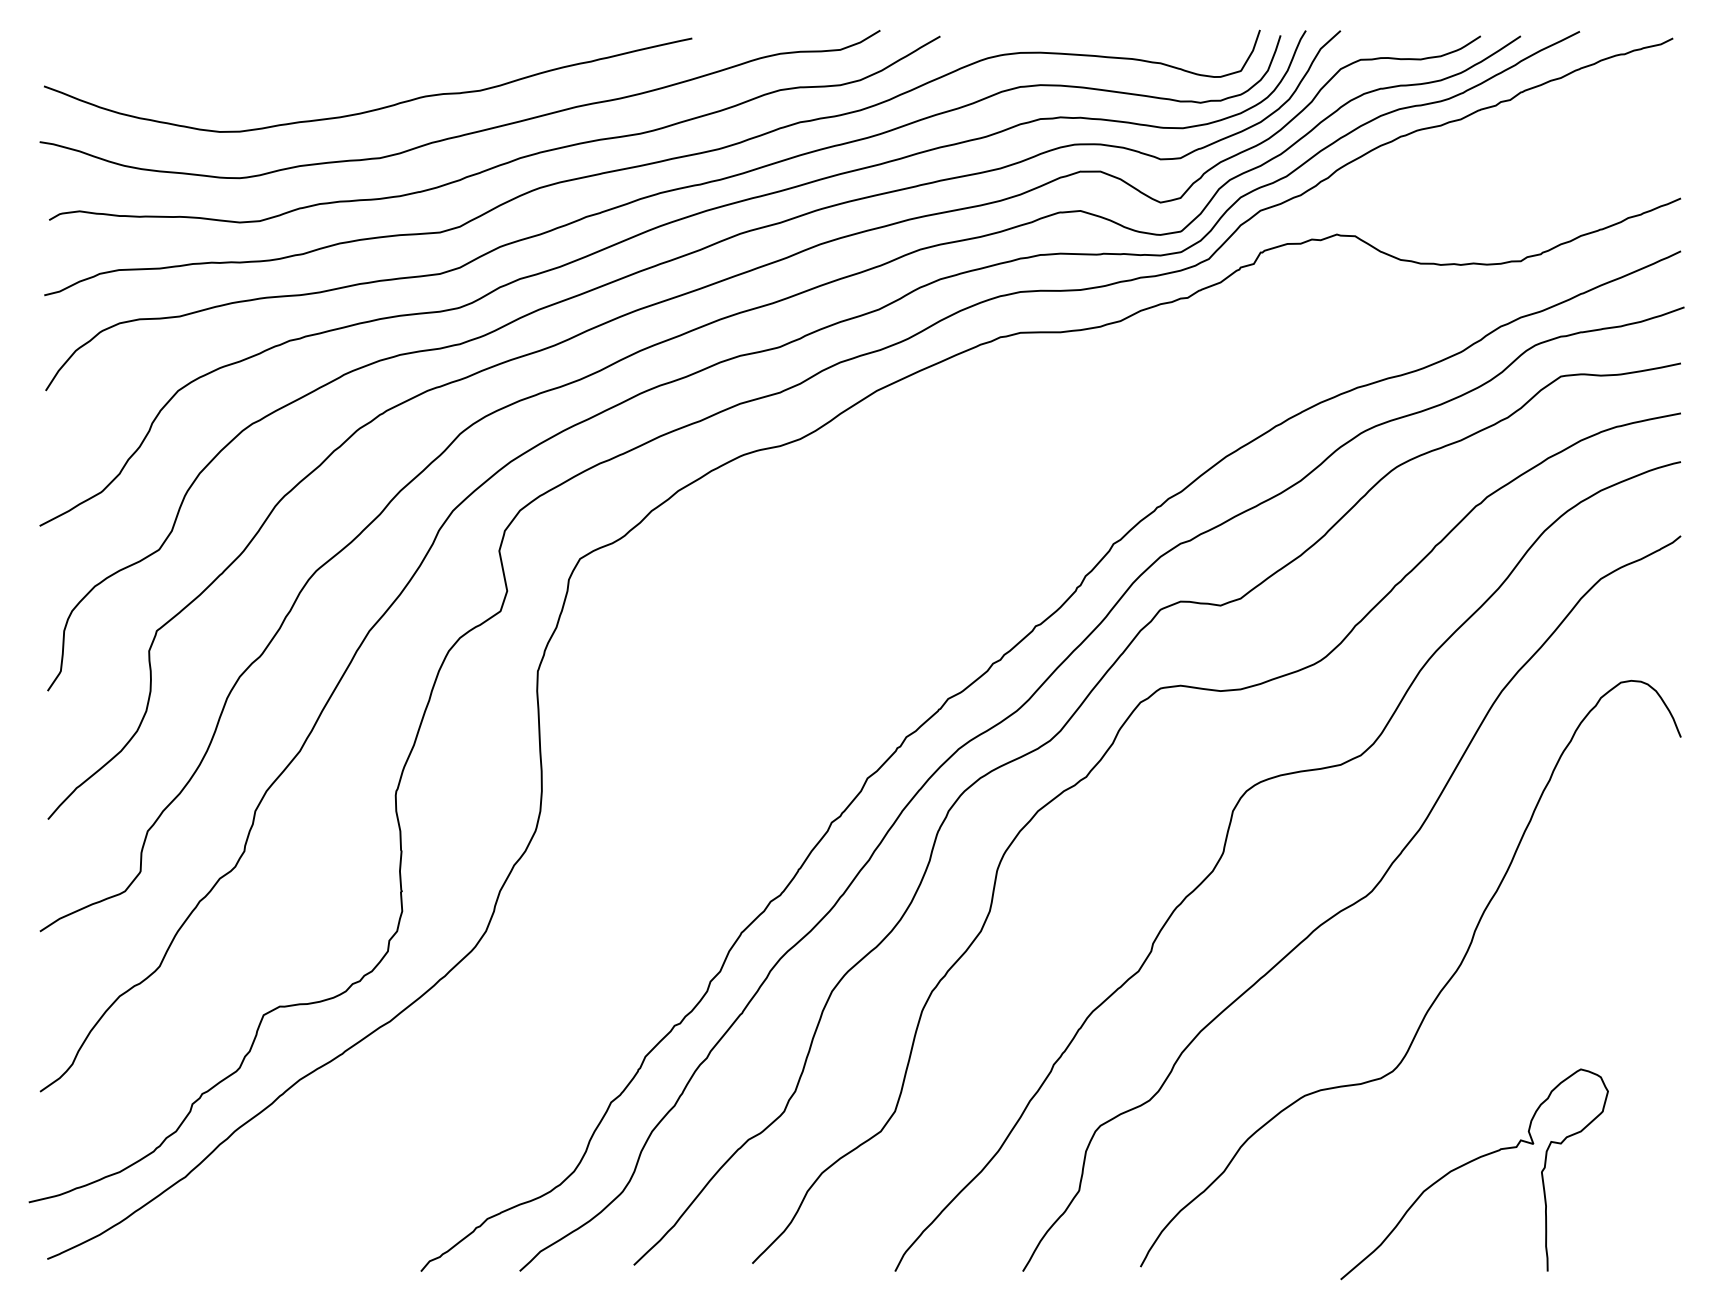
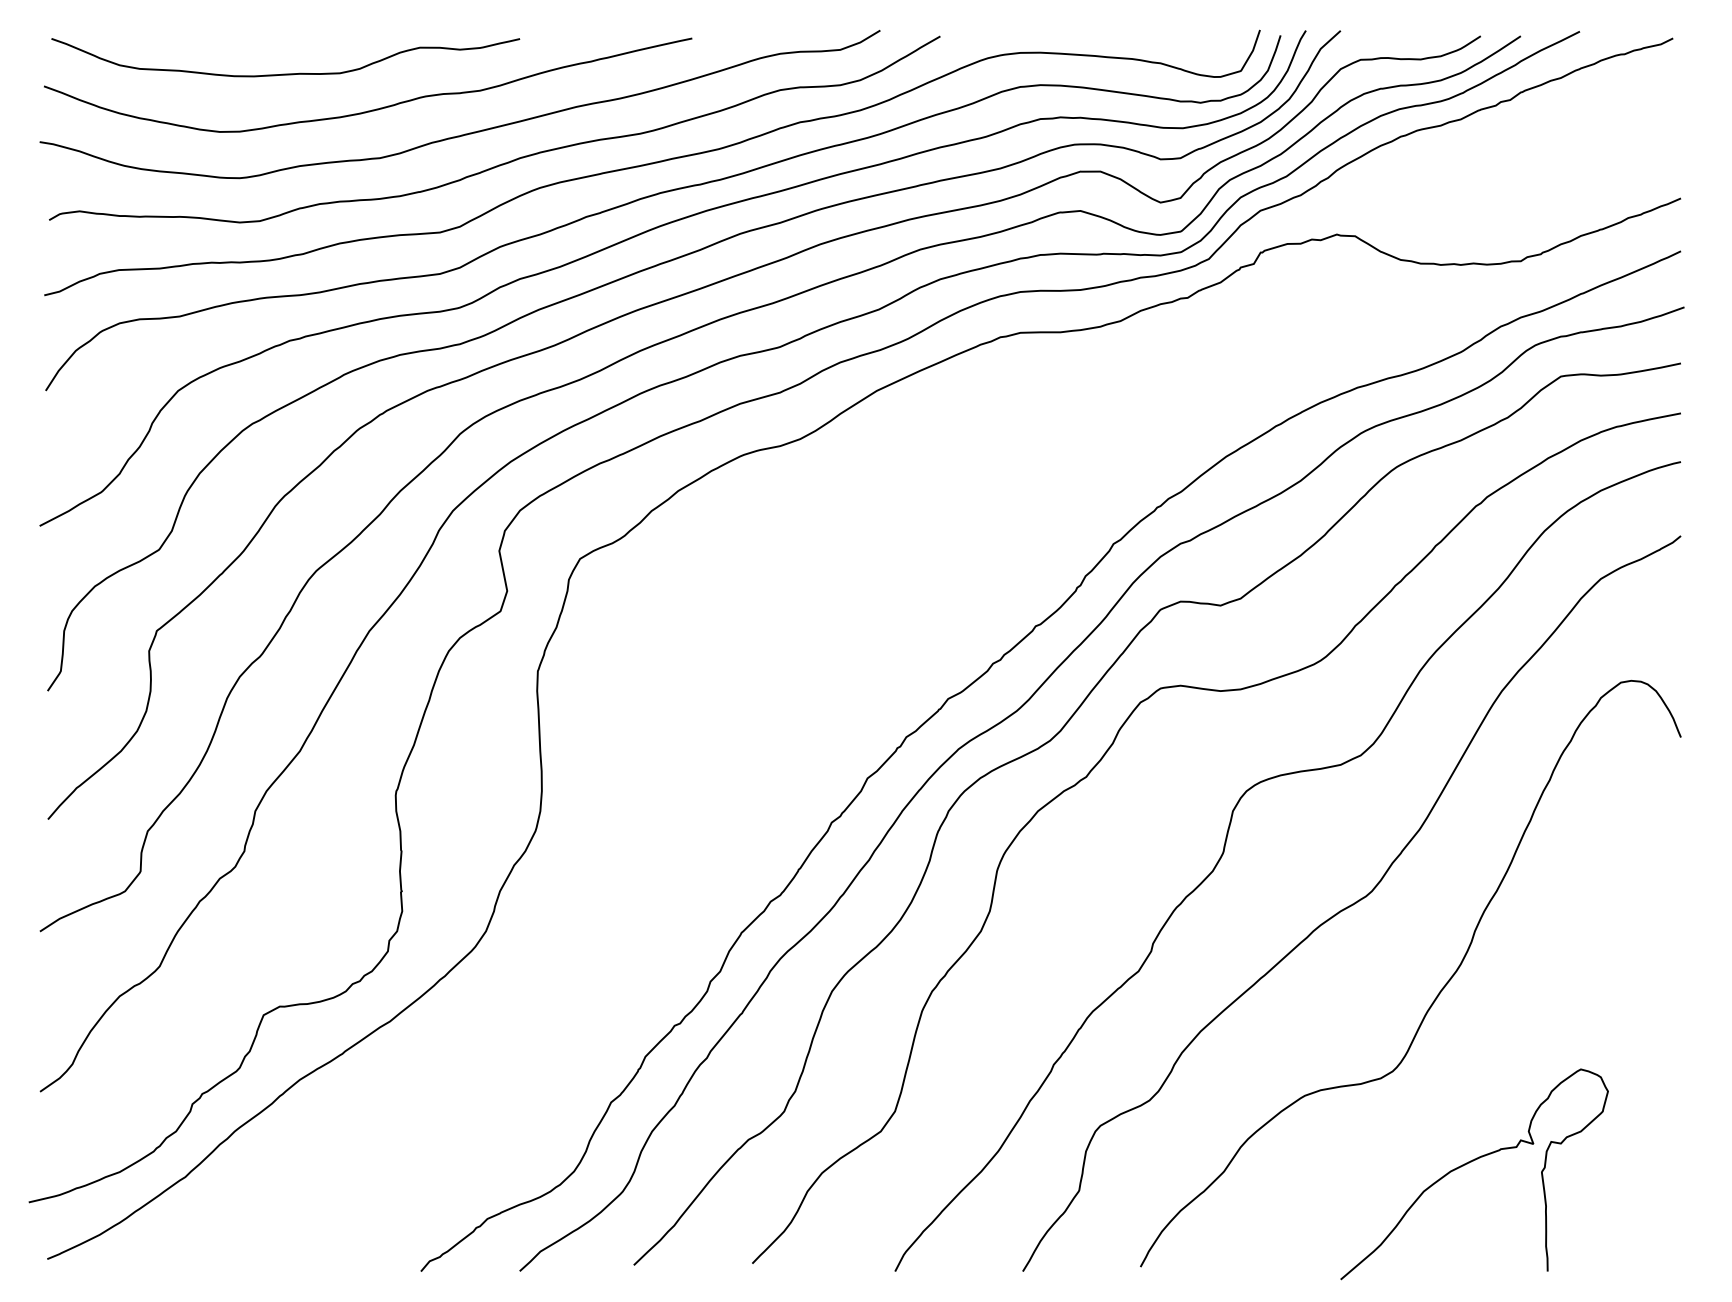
curve: none -> present (285, 73)
